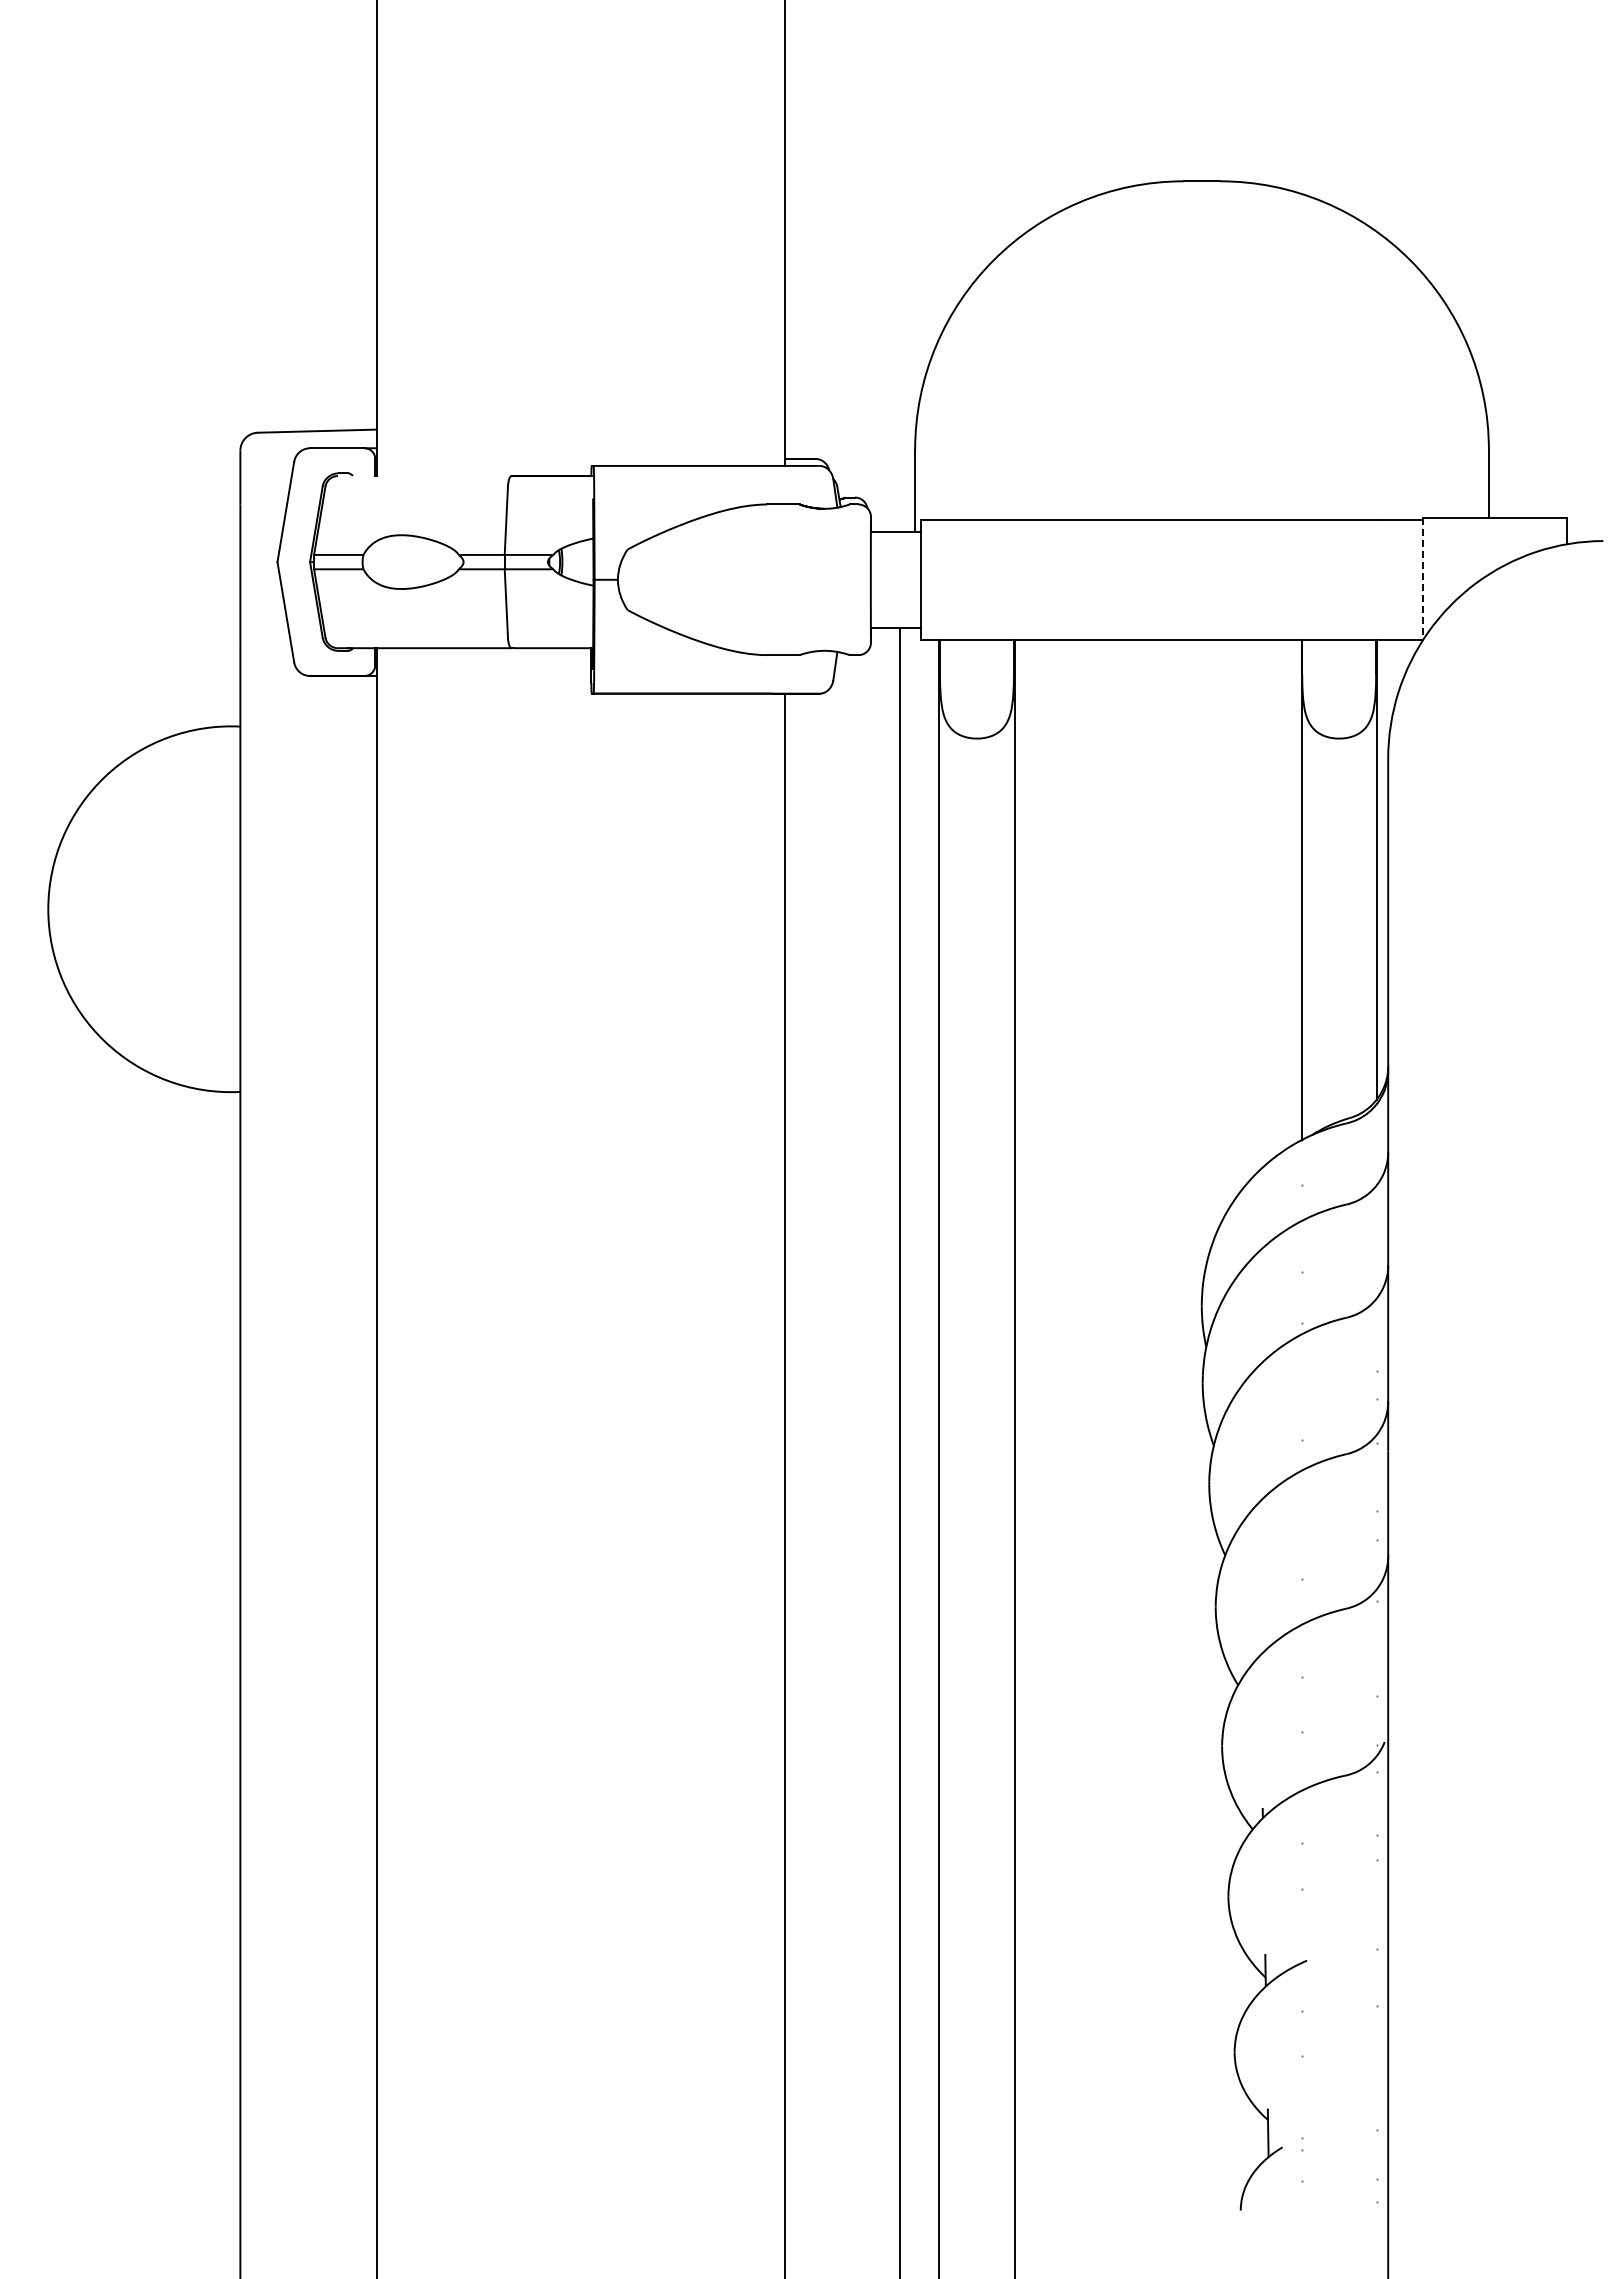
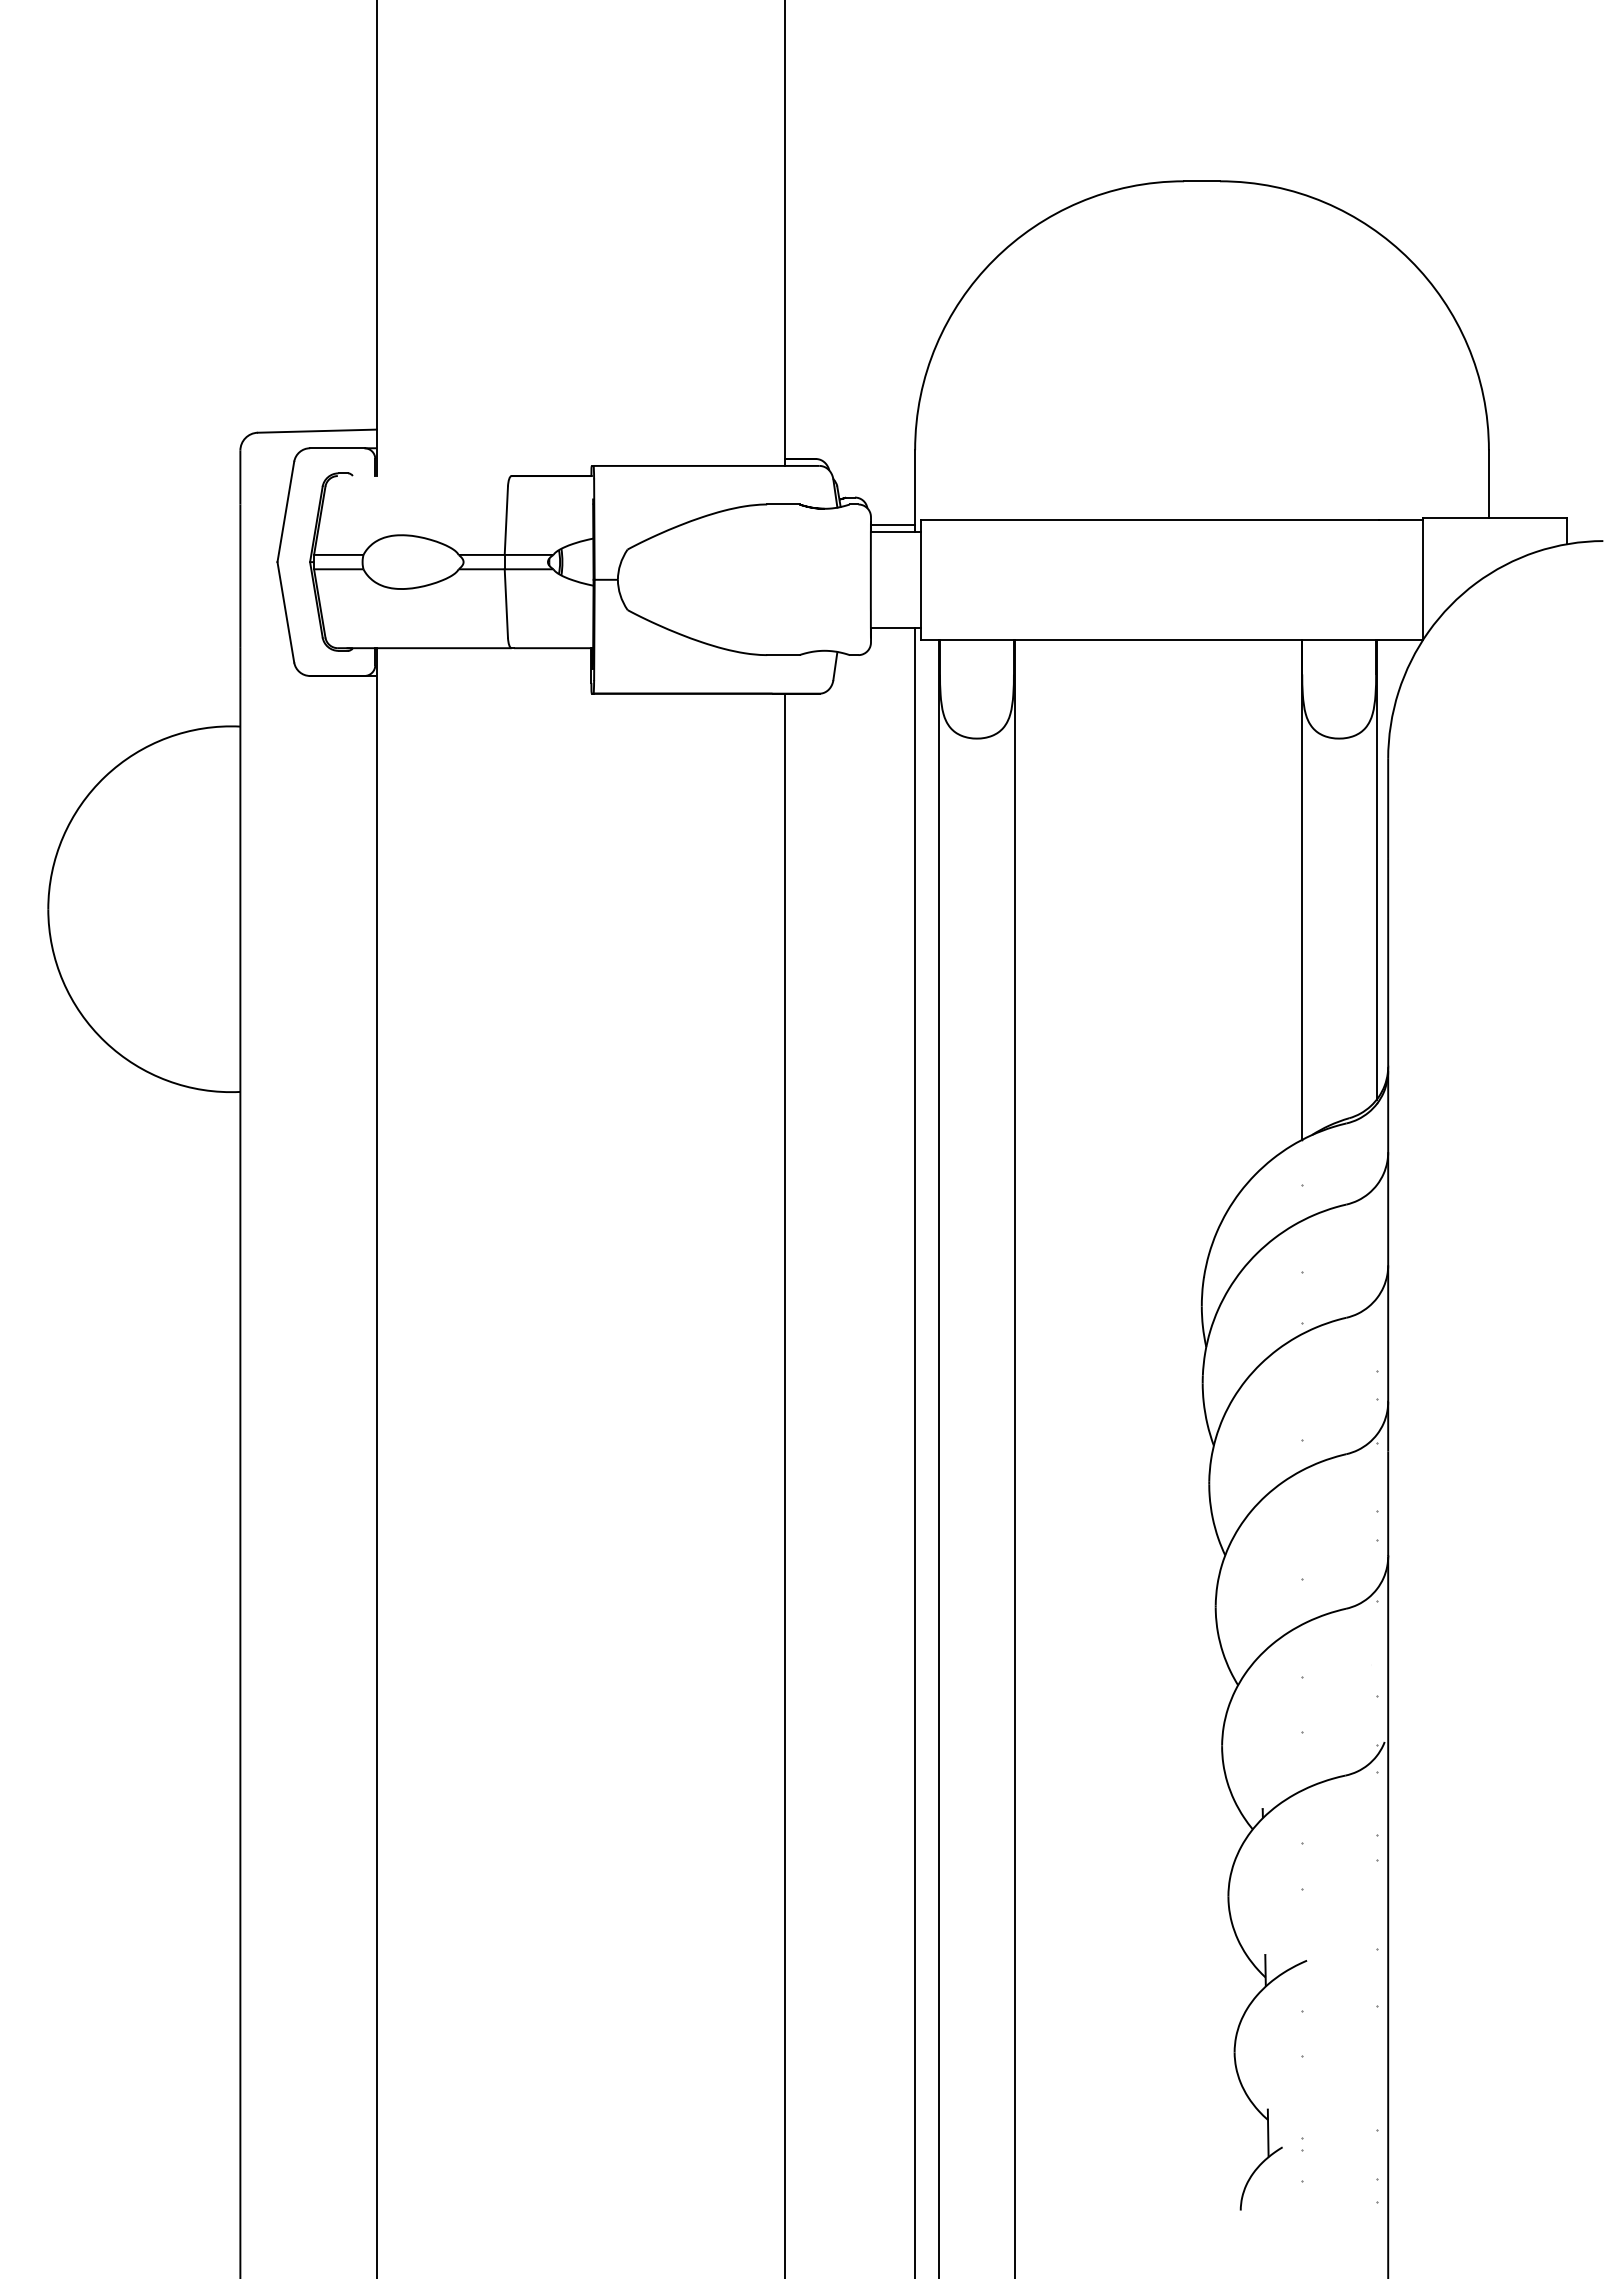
line: none -> present (893, 524)
line: dashed -> solid (1423, 578)
line position: (900, 1451) -> (915, 1451) (915, 1451)
